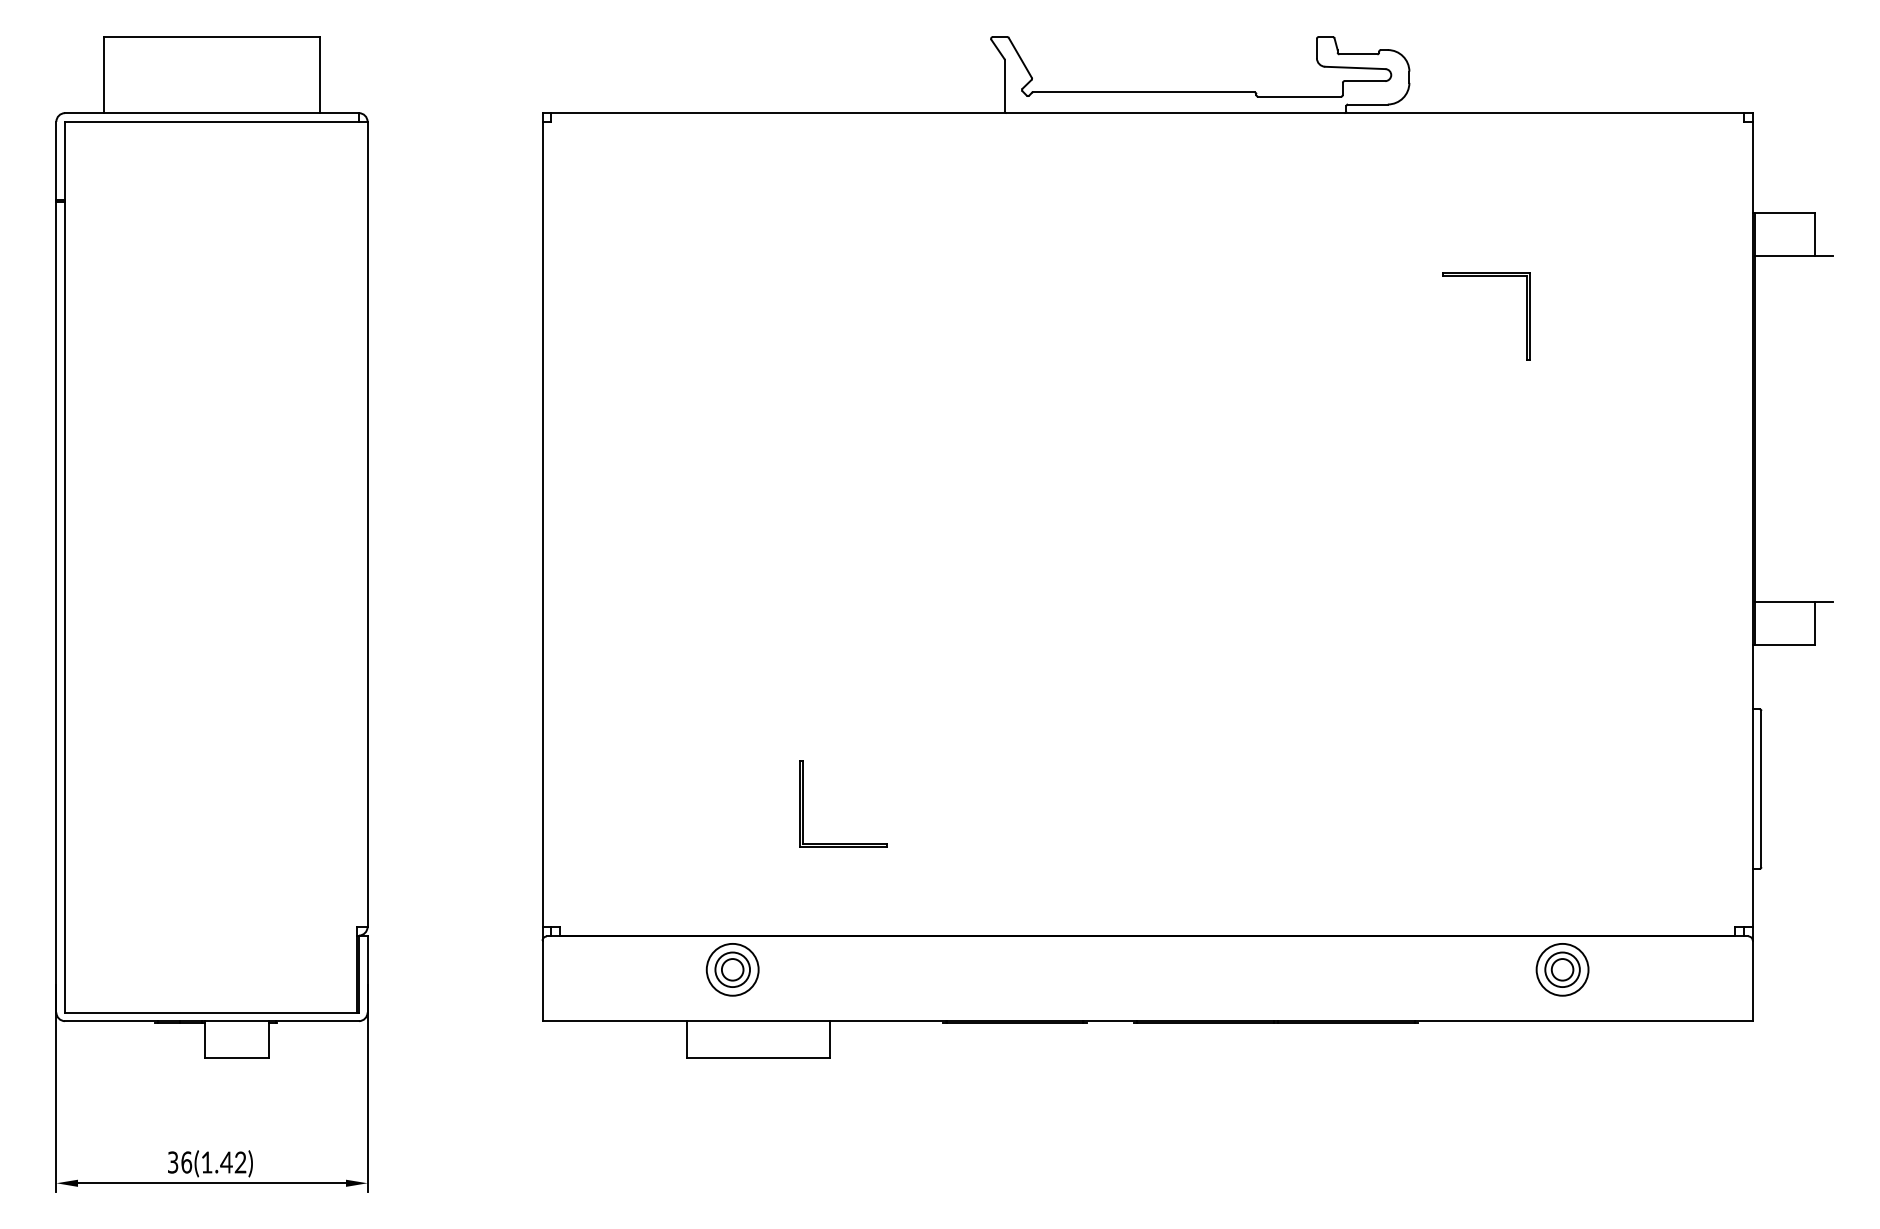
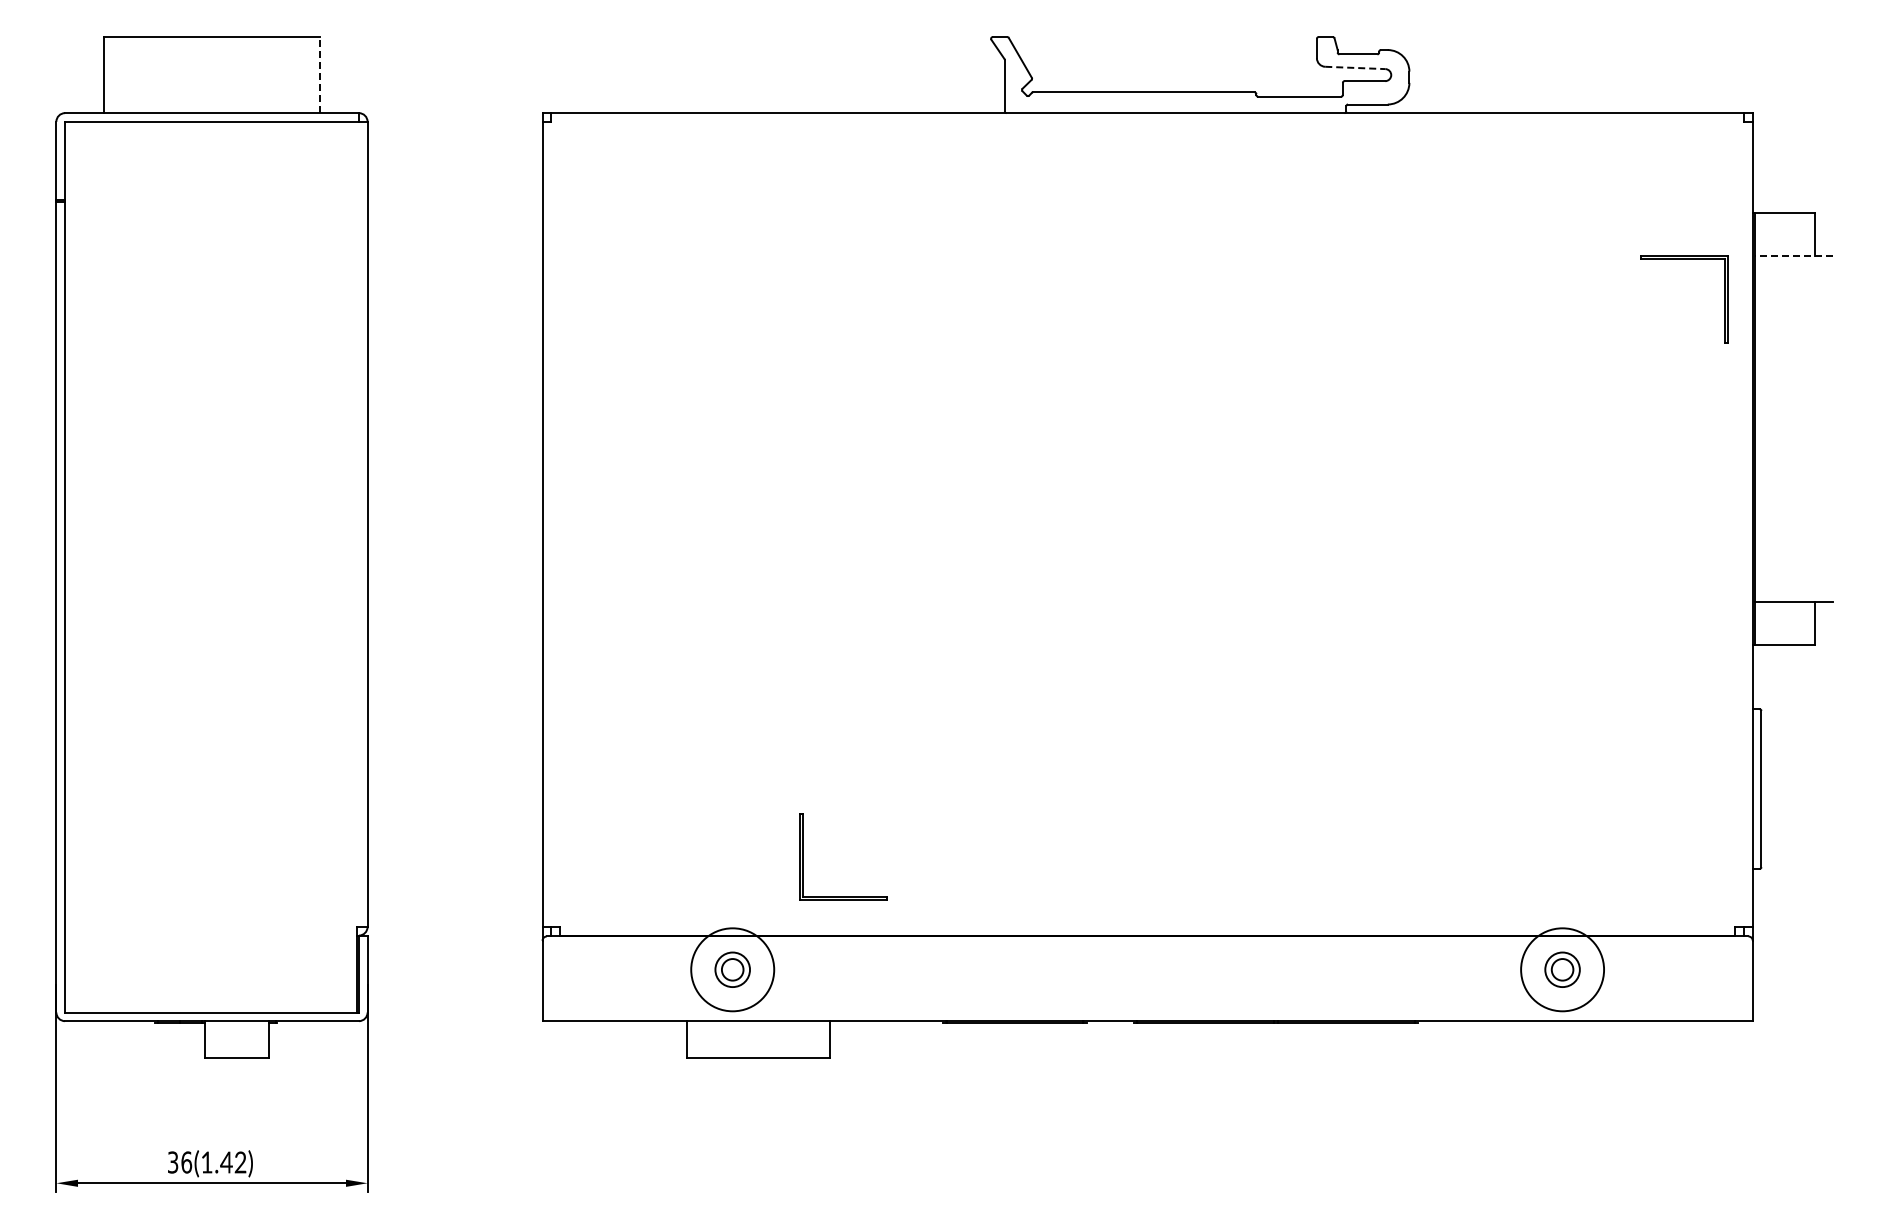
line: solid -> dashed (1355, 67)
line: solid -> dashed (320, 74)
line: solid -> dashed (1793, 256)
part position: (1486, 276) -> (1684, 259) (1684, 259)
part position: (803, 803) -> (803, 856) (803, 856)
circle diameter: 52 px -> 83 px (732, 969)
circle diameter: 52 px -> 83 px (1562, 969)
